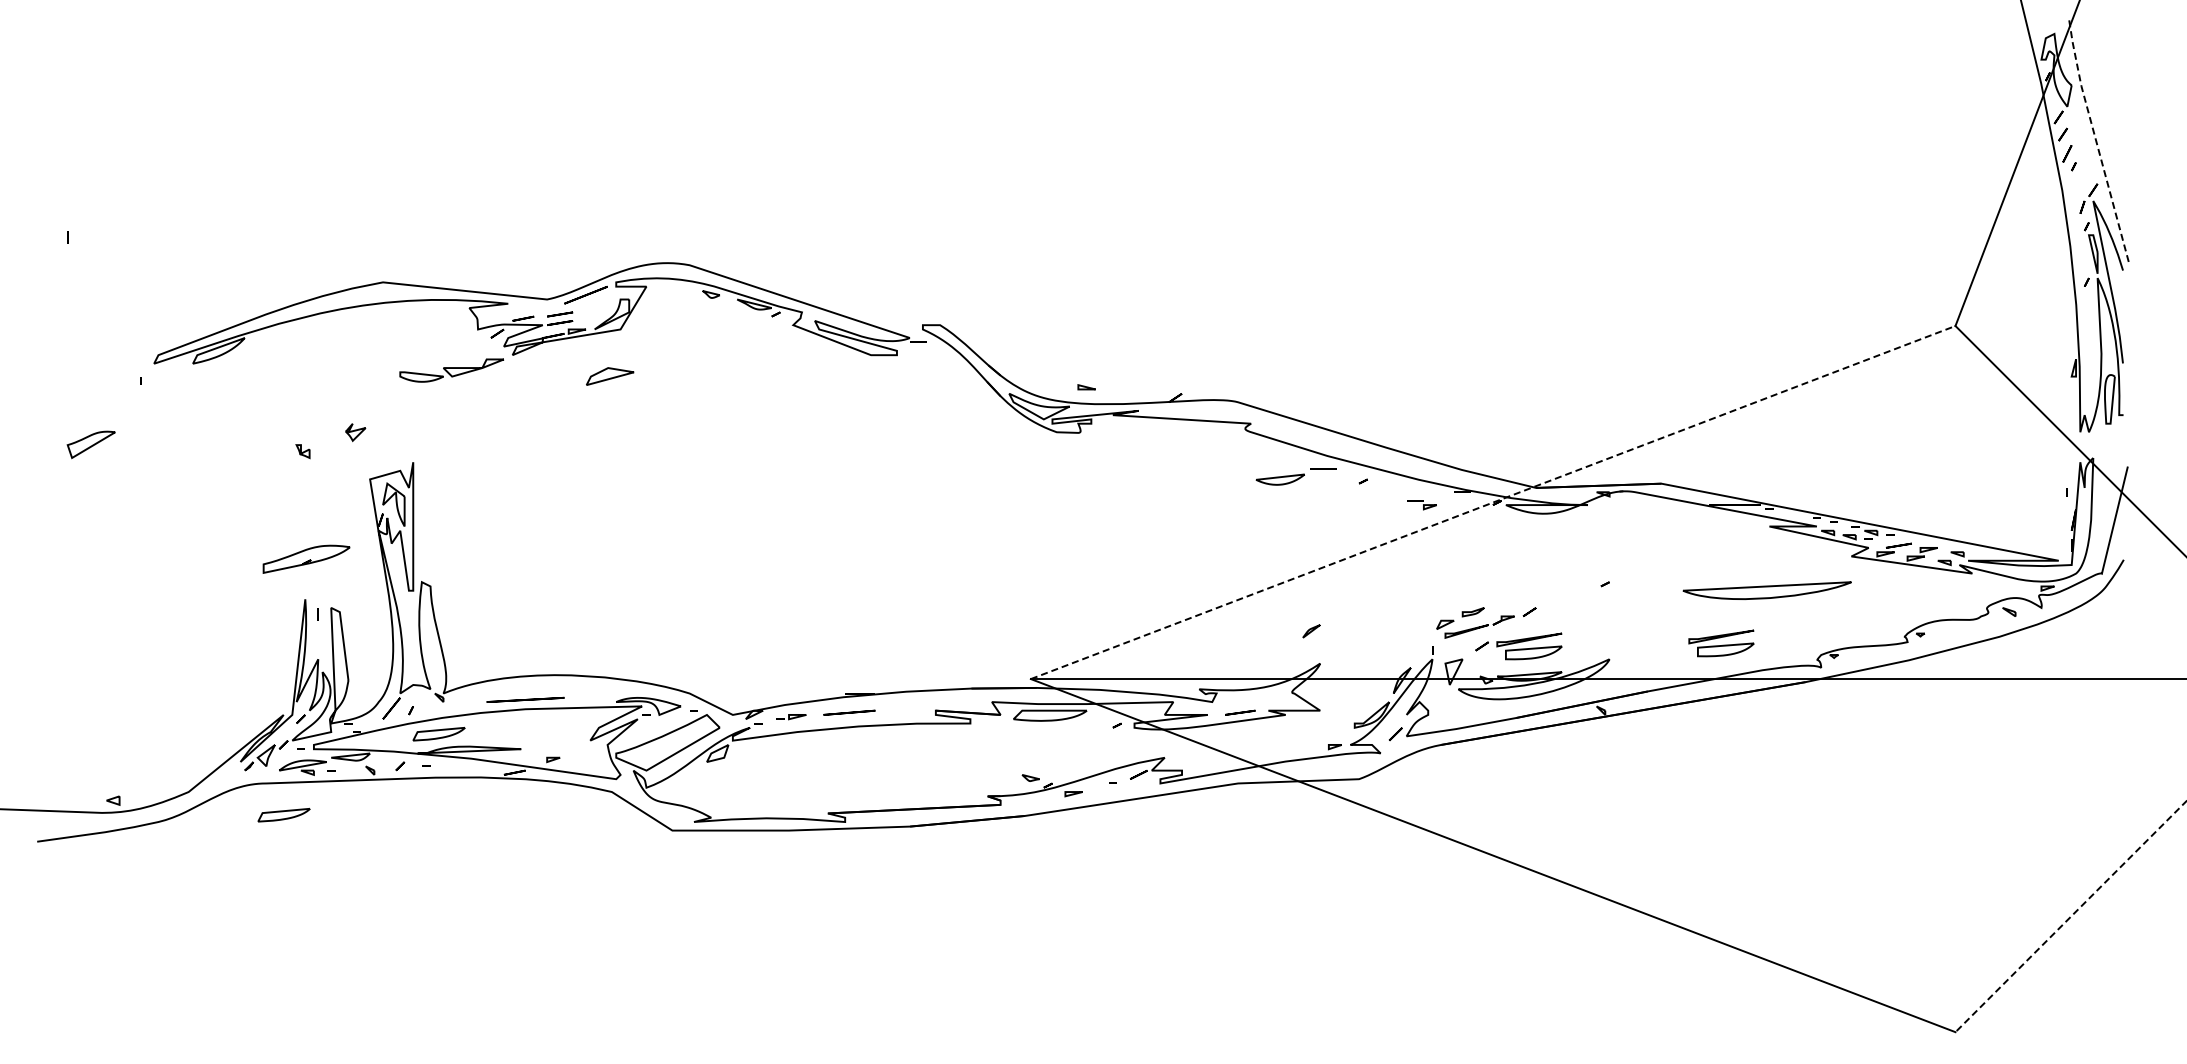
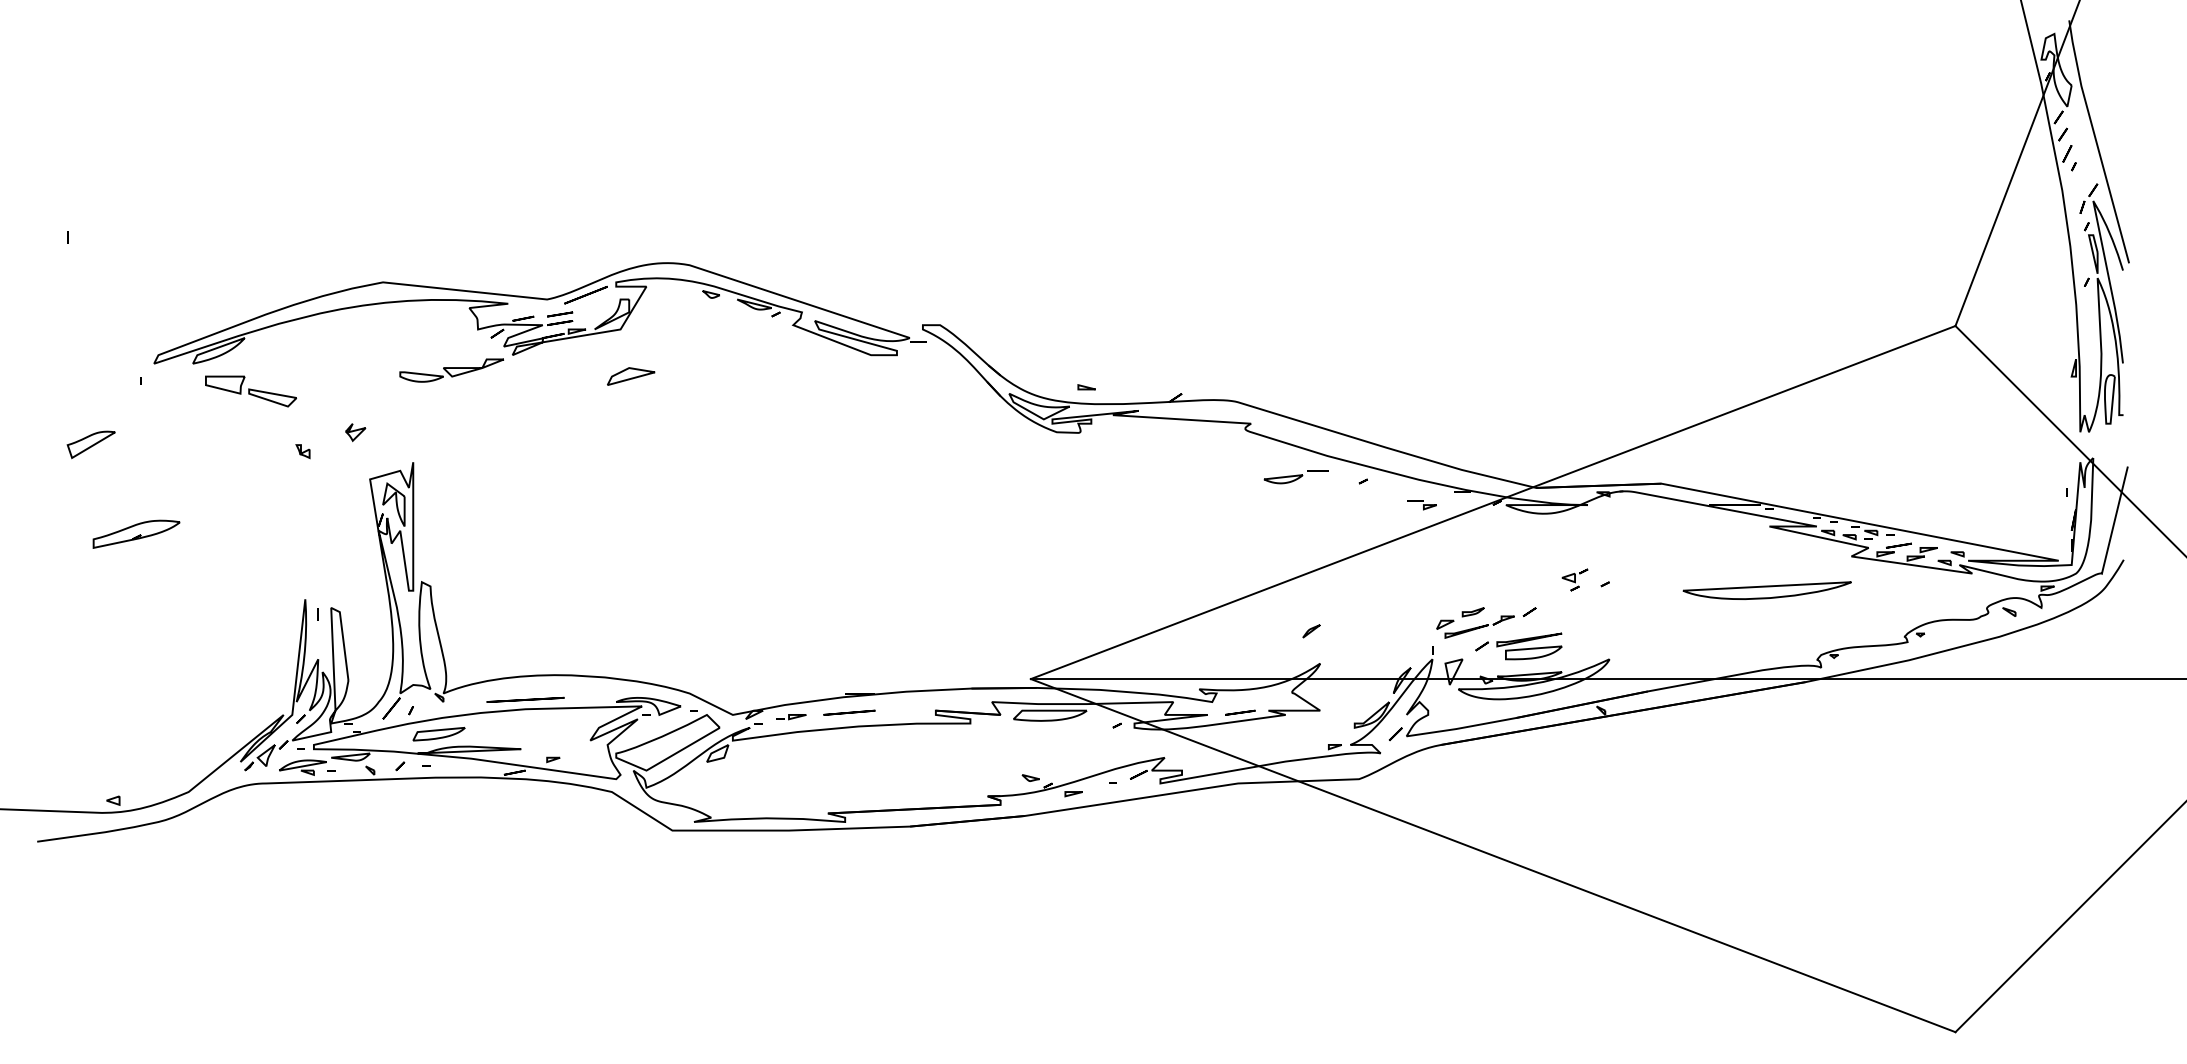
line: dashed -> solid (2096, 141)
part position: (610, 376) -> (631, 376) (631, 376)
part: none -> present (250, 391)
part size: 82x18 px -> 66x15 px (1295, 477)
line: dashed -> solid (1493, 502)
part position: (306, 558) -> (136, 533) (136, 533)
part: none -> present (1574, 579)
part: present -> none (1721, 643)
part: present -> none (283, 815)
line: dashed -> solid (2070, 916)
